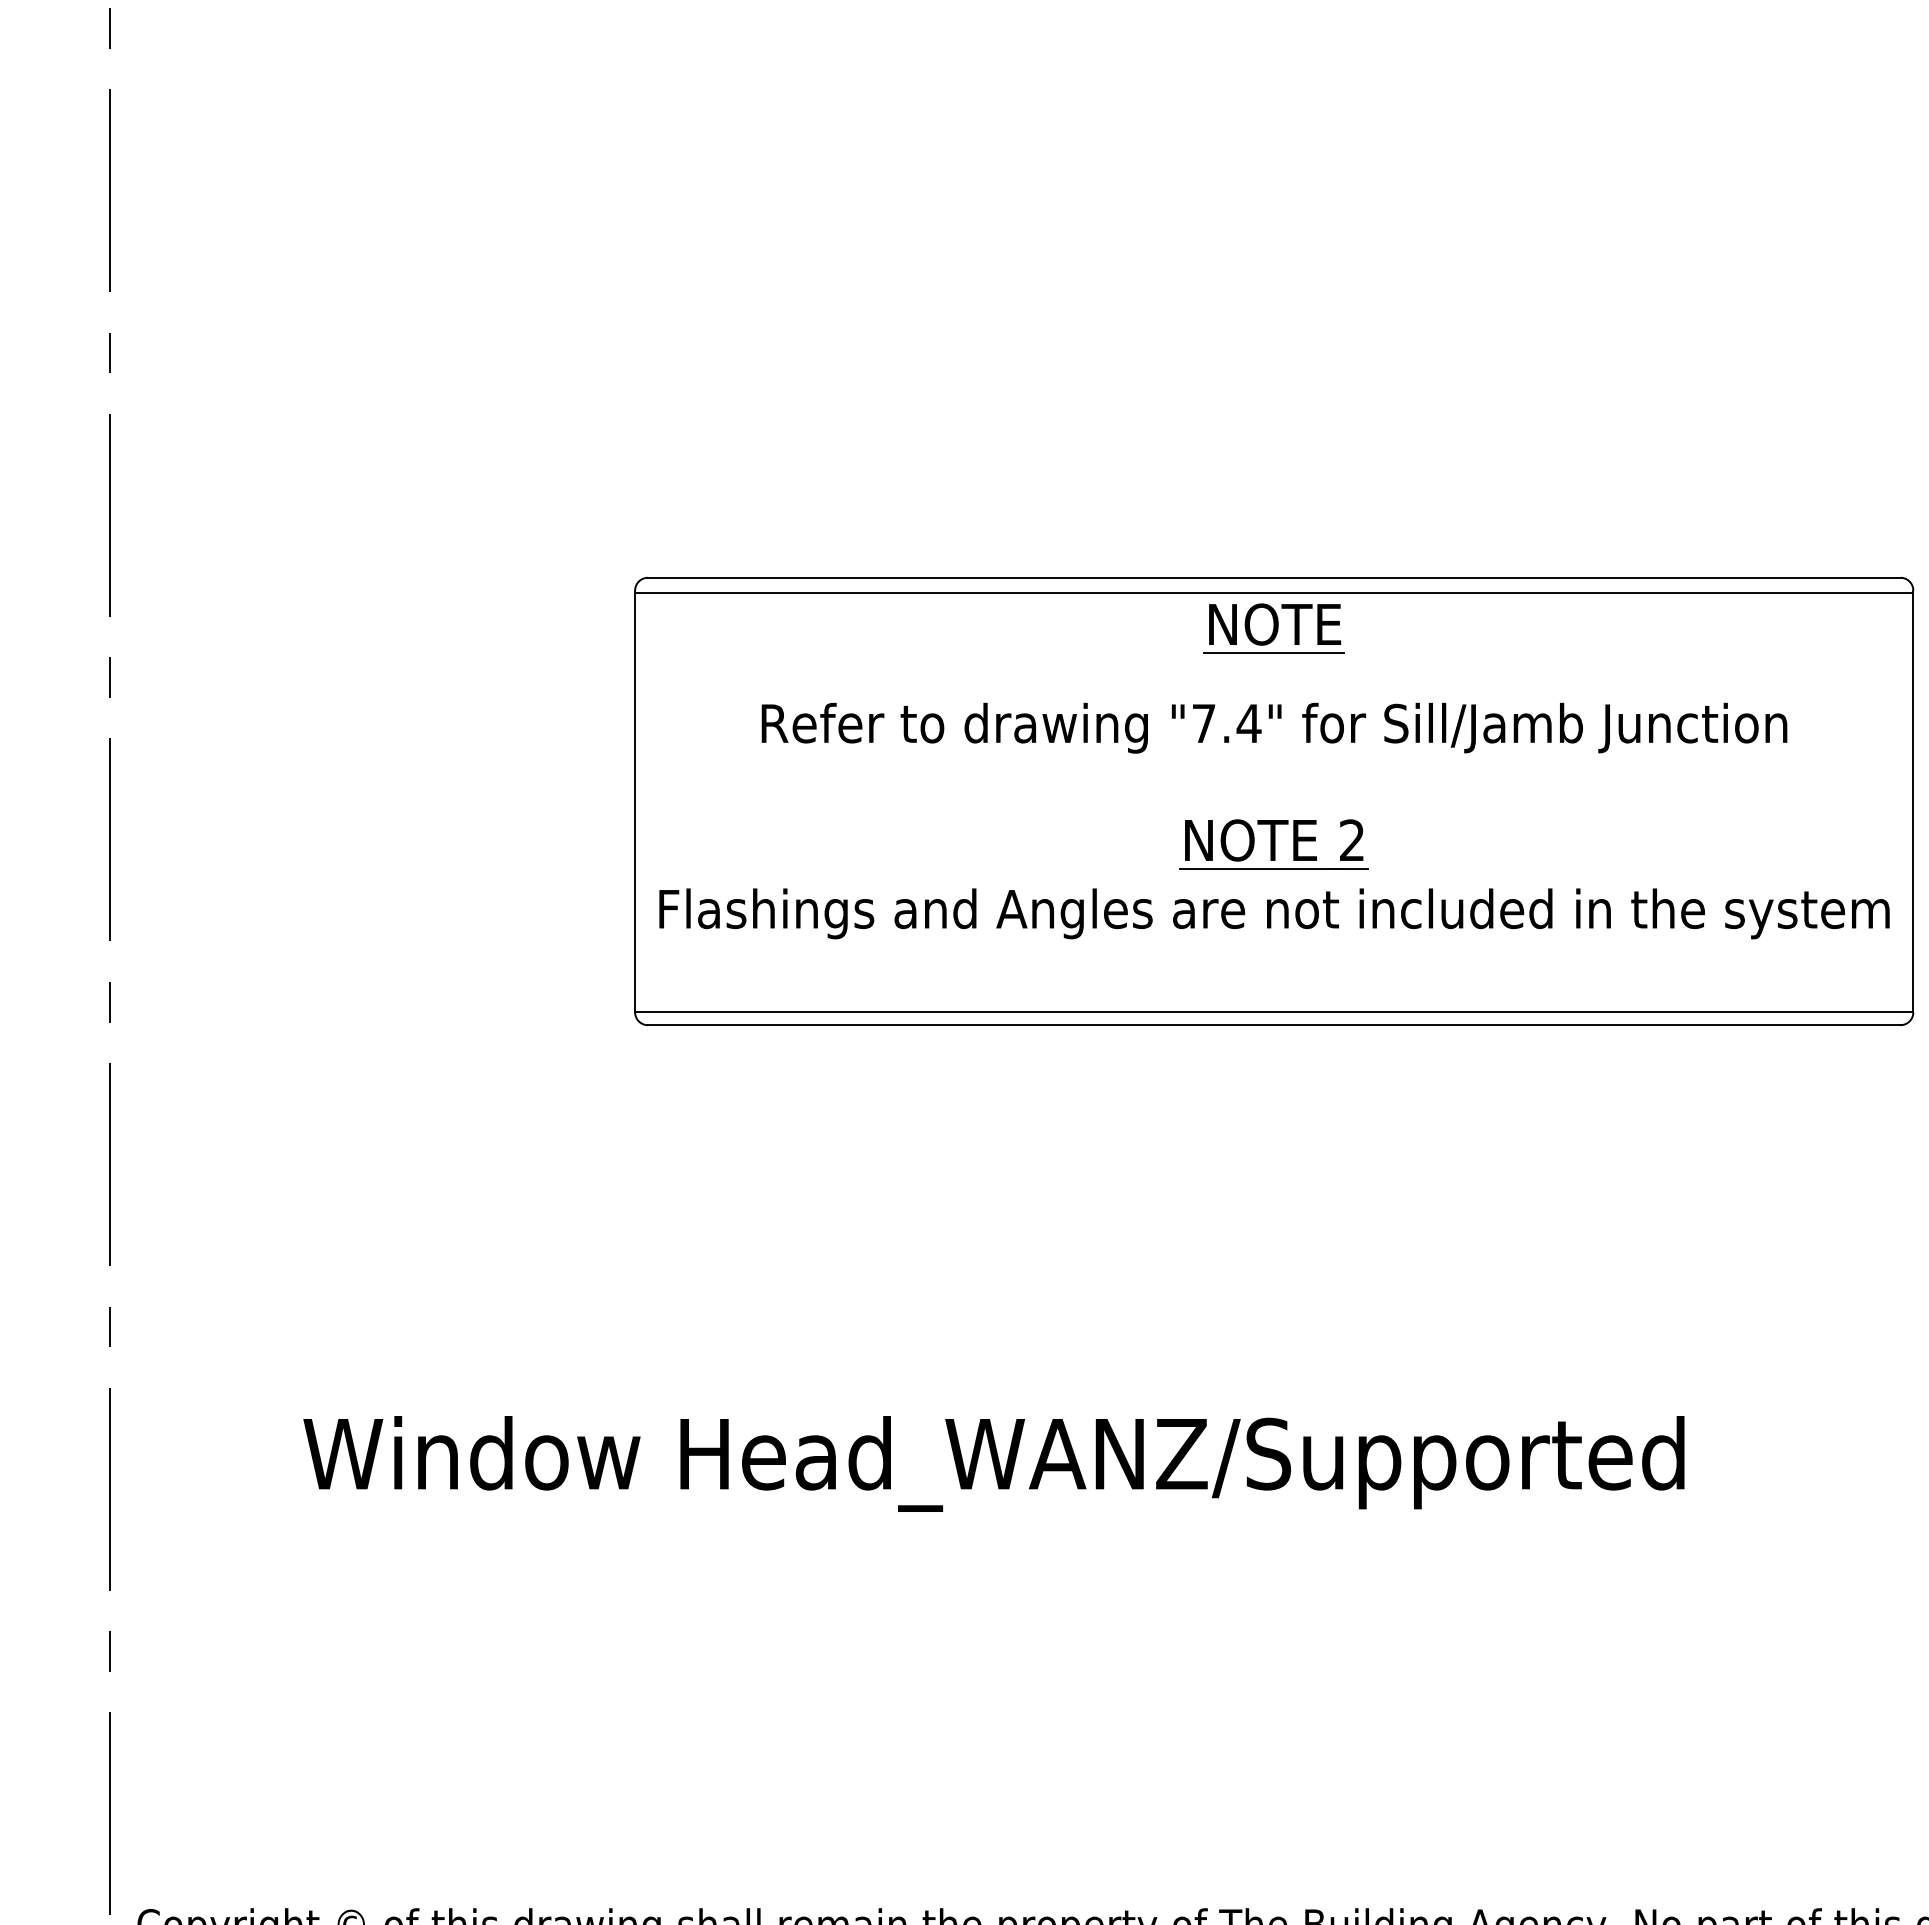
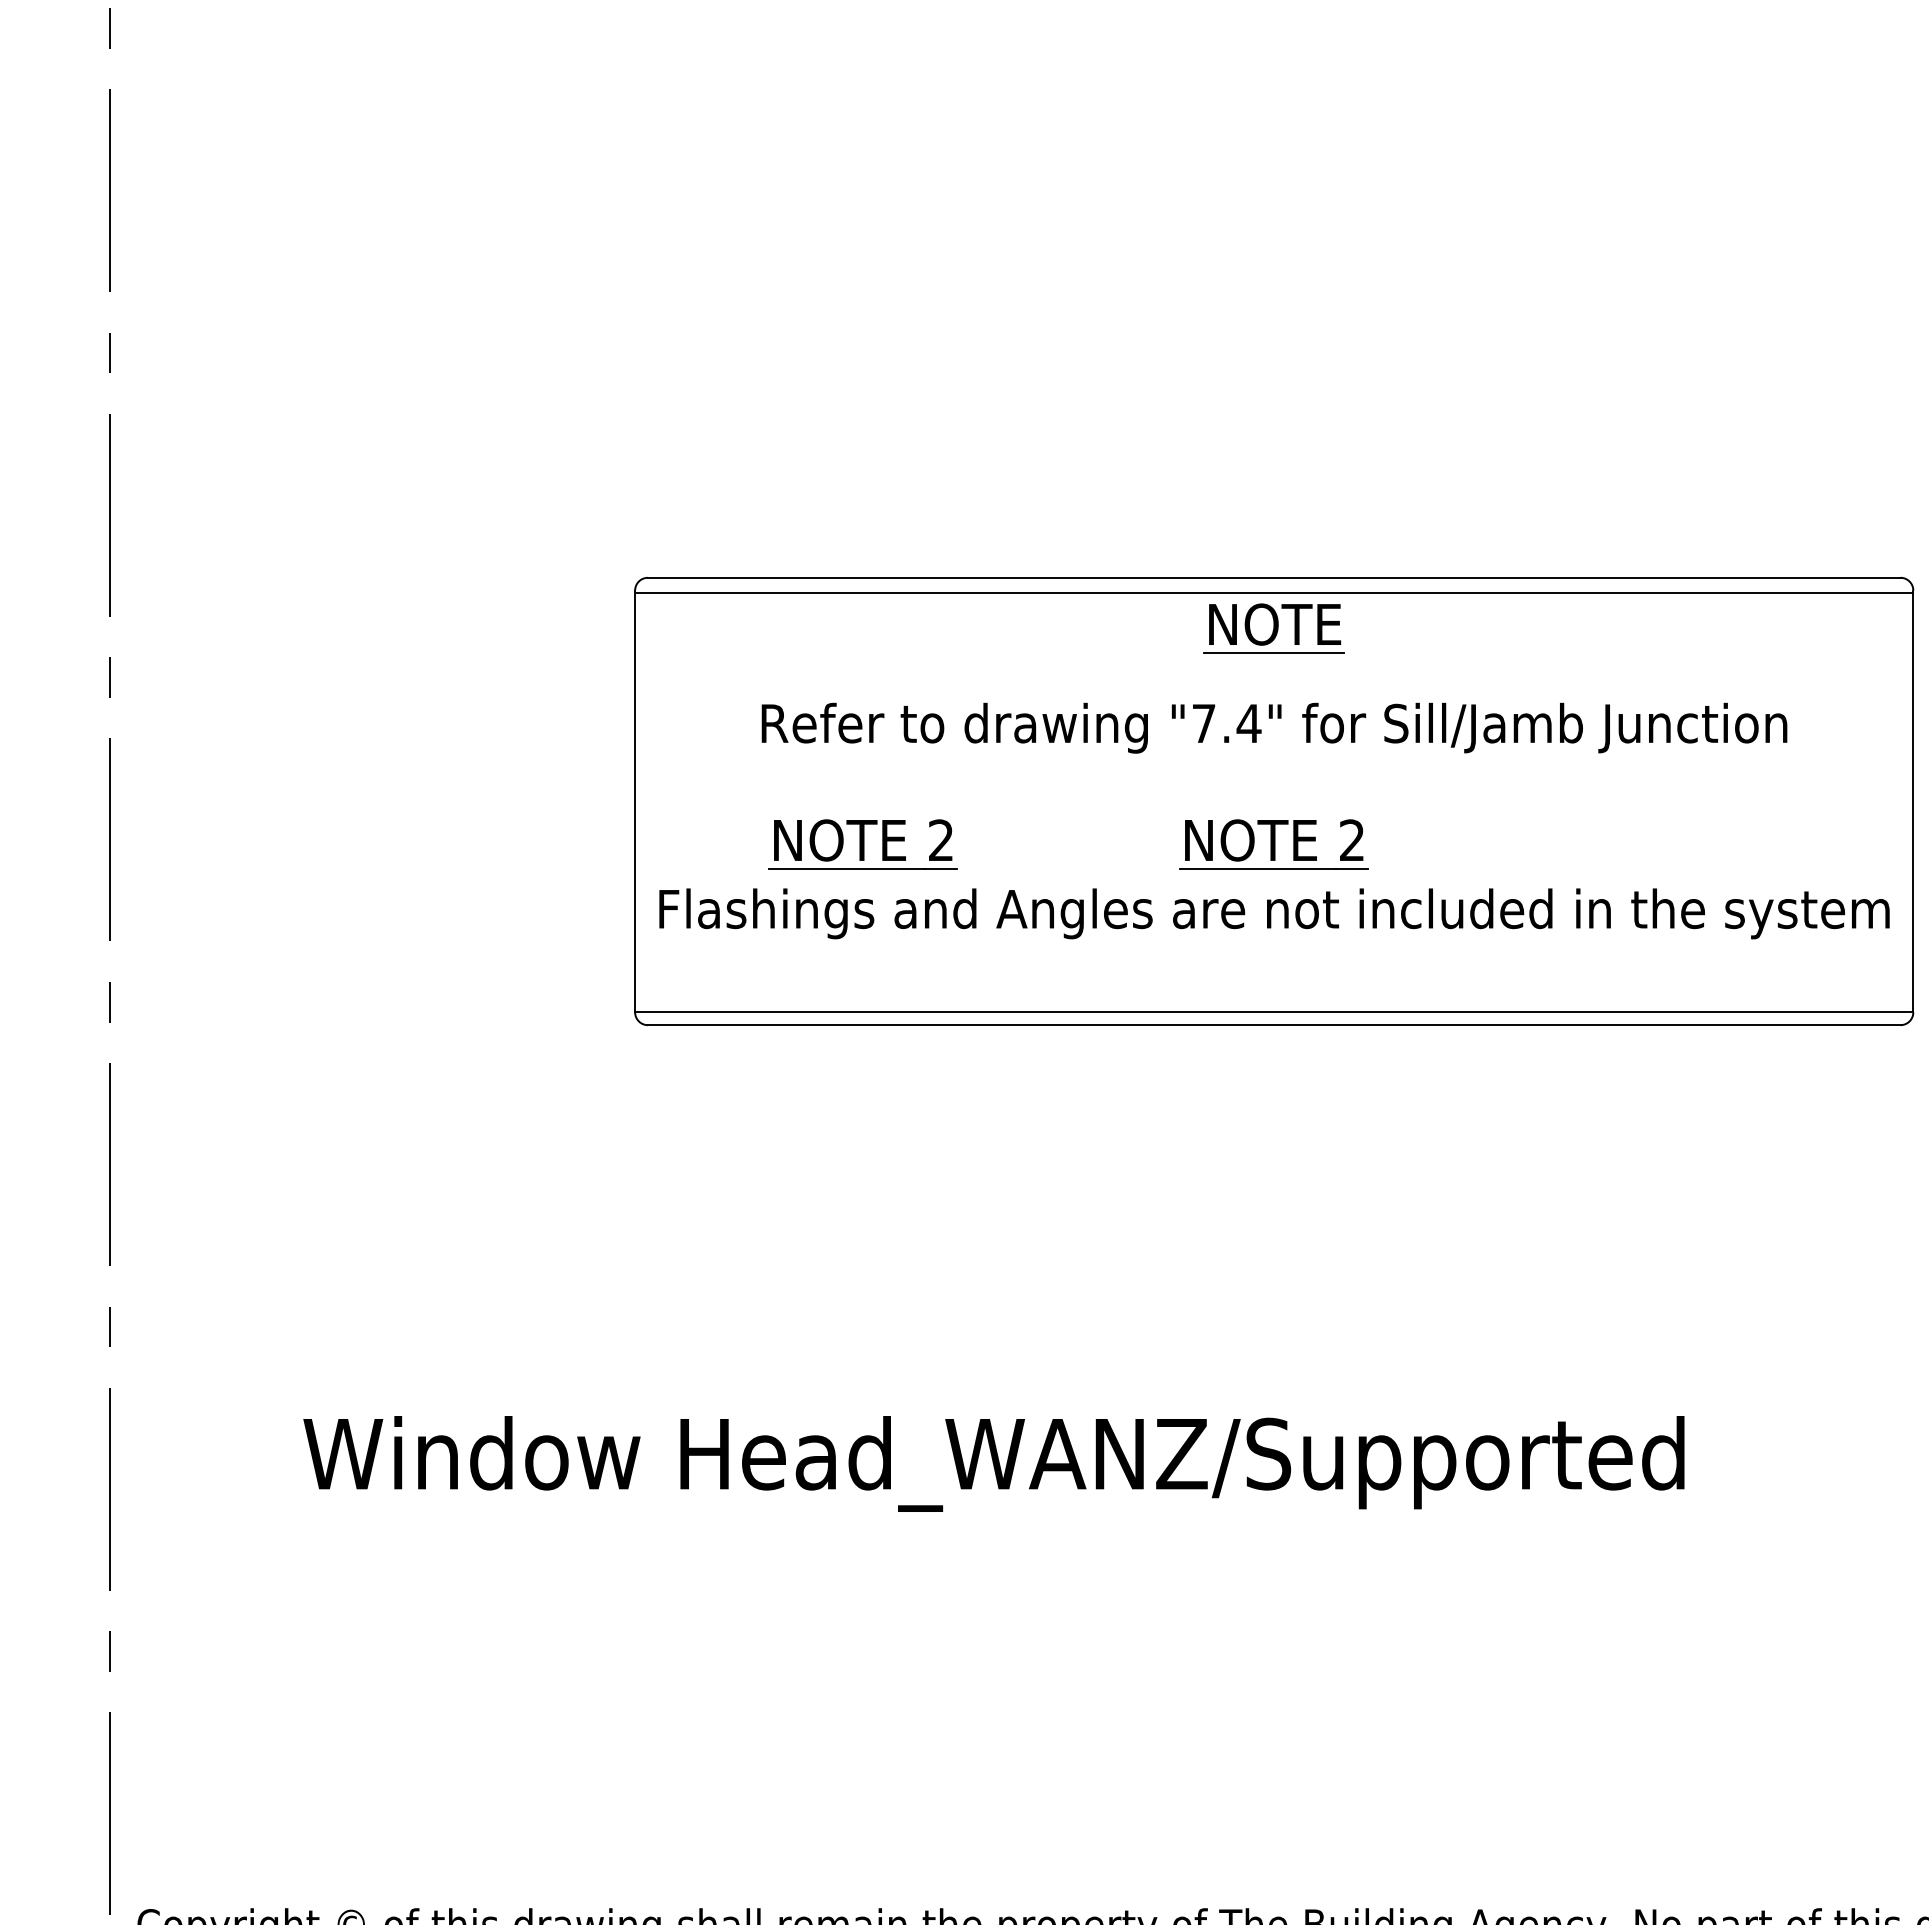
part: none -> present (862, 844)
